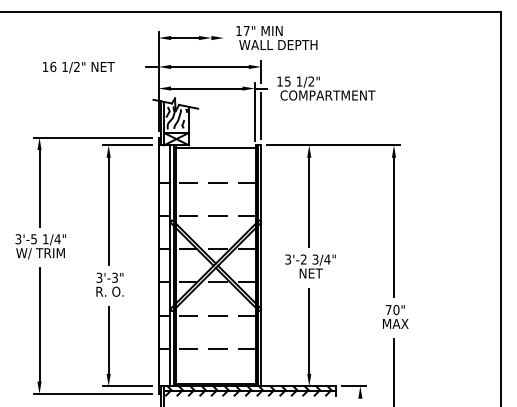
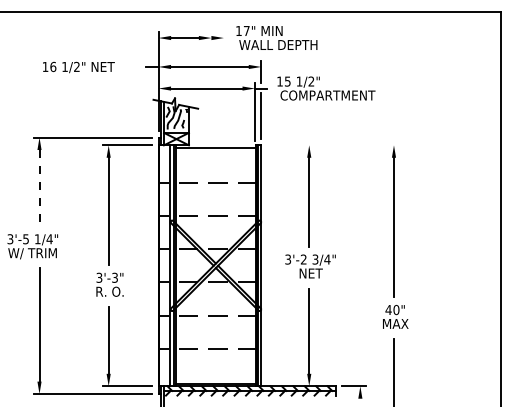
line: present -> none (333, 145)
line: solid -> dashed (39, 188)
text position: (40, 246) -> (32, 246) (32, 246)
text: 70" -> 40" (388, 309)
